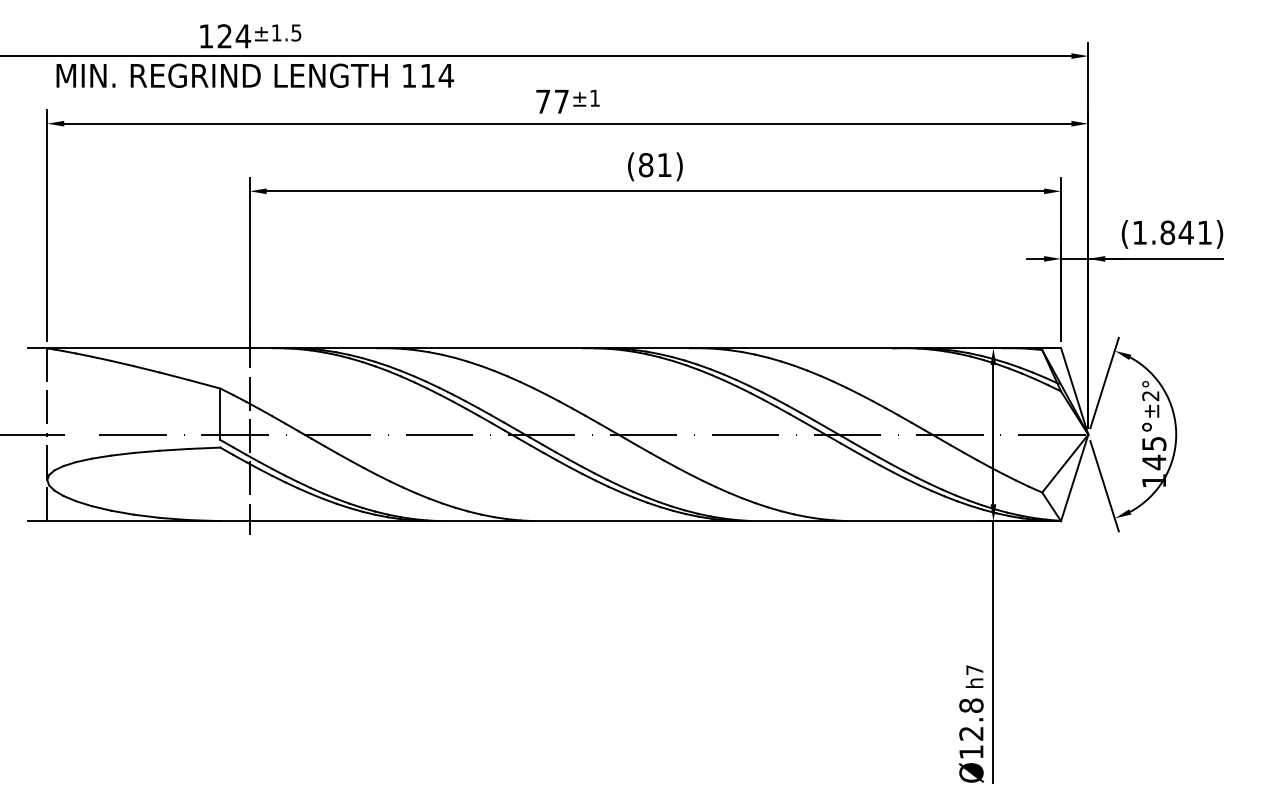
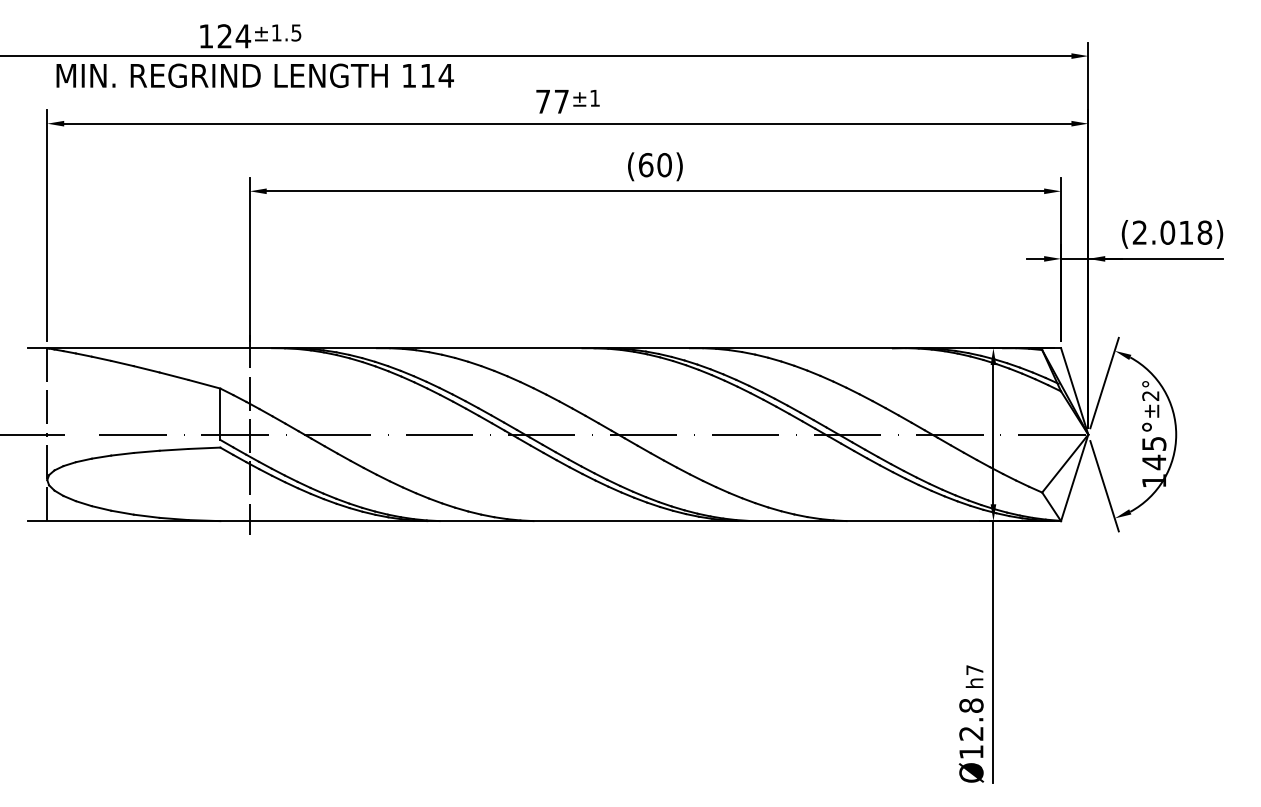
text: (81) -> (60) (654, 165)
text: (1.841) -> (2.018) (1172, 232)
